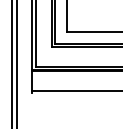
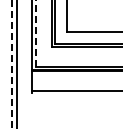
line: solid -> dashed (36, 33)
line: solid -> dashed (12, 64)
